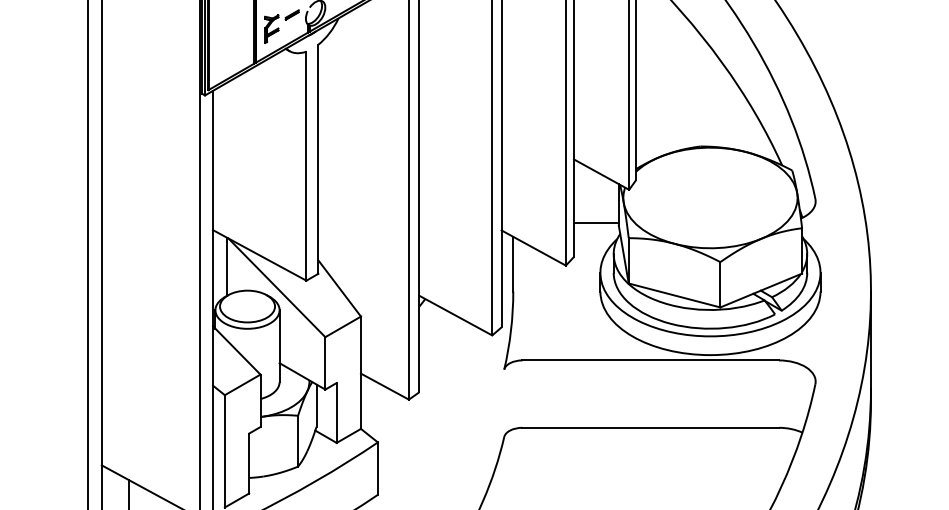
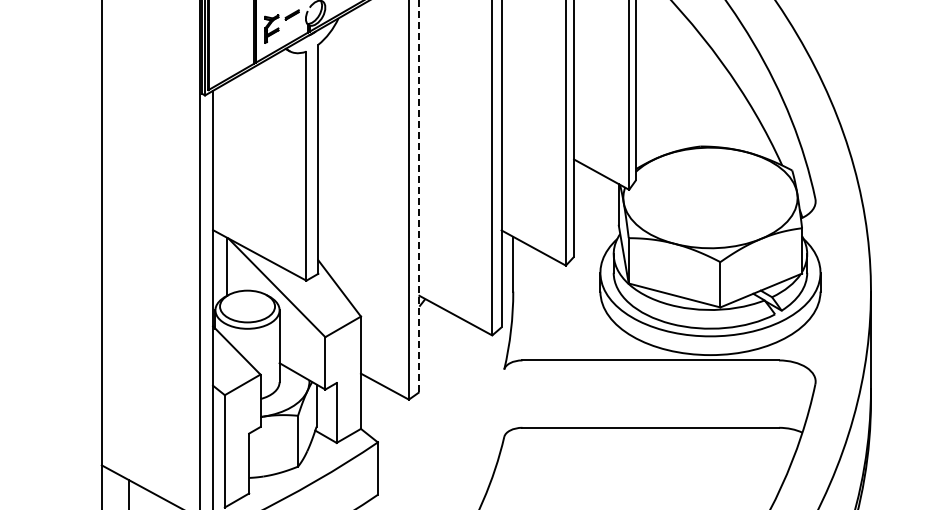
line: solid -> dashed (419, 196)
line: present -> none (596, 222)
line: present -> none (87, 254)
